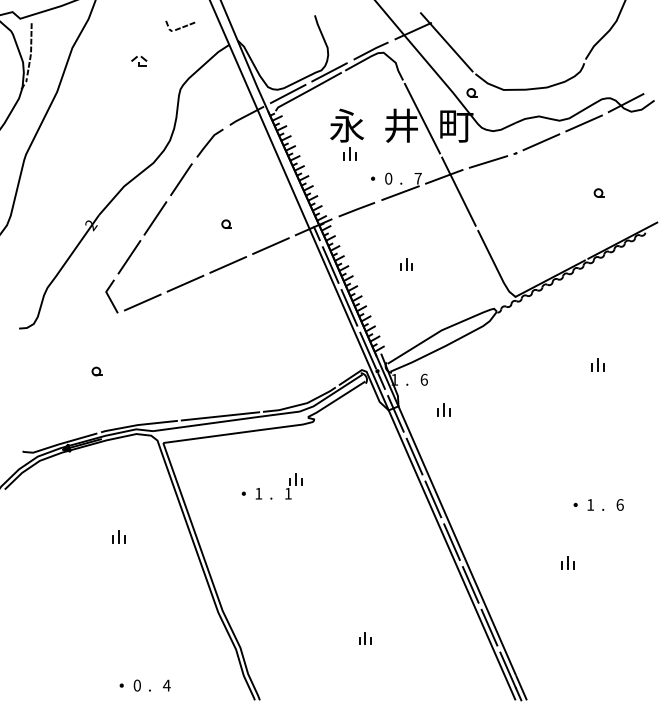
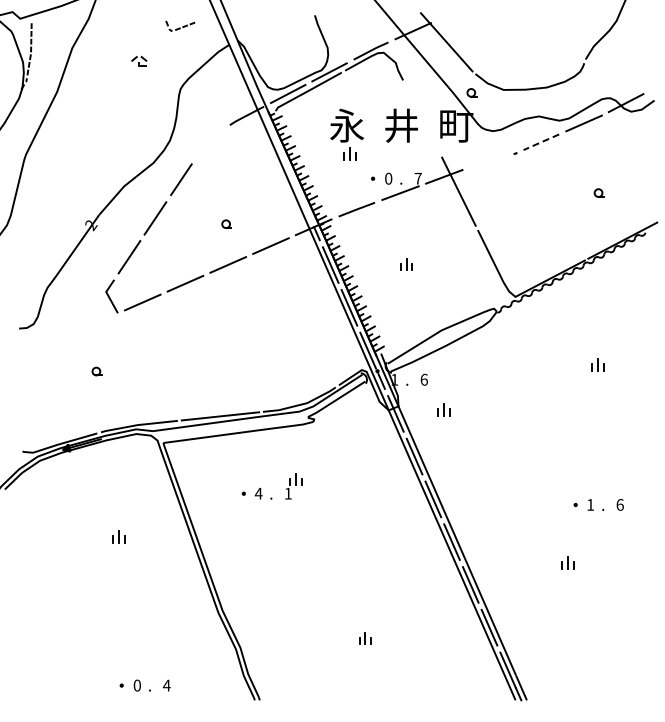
line: present -> none (421, 118)
line: present -> none (209, 142)
line: solid -> dashed (540, 142)
line: present -> none (488, 161)
text: 1 -> 4 (258, 493)
